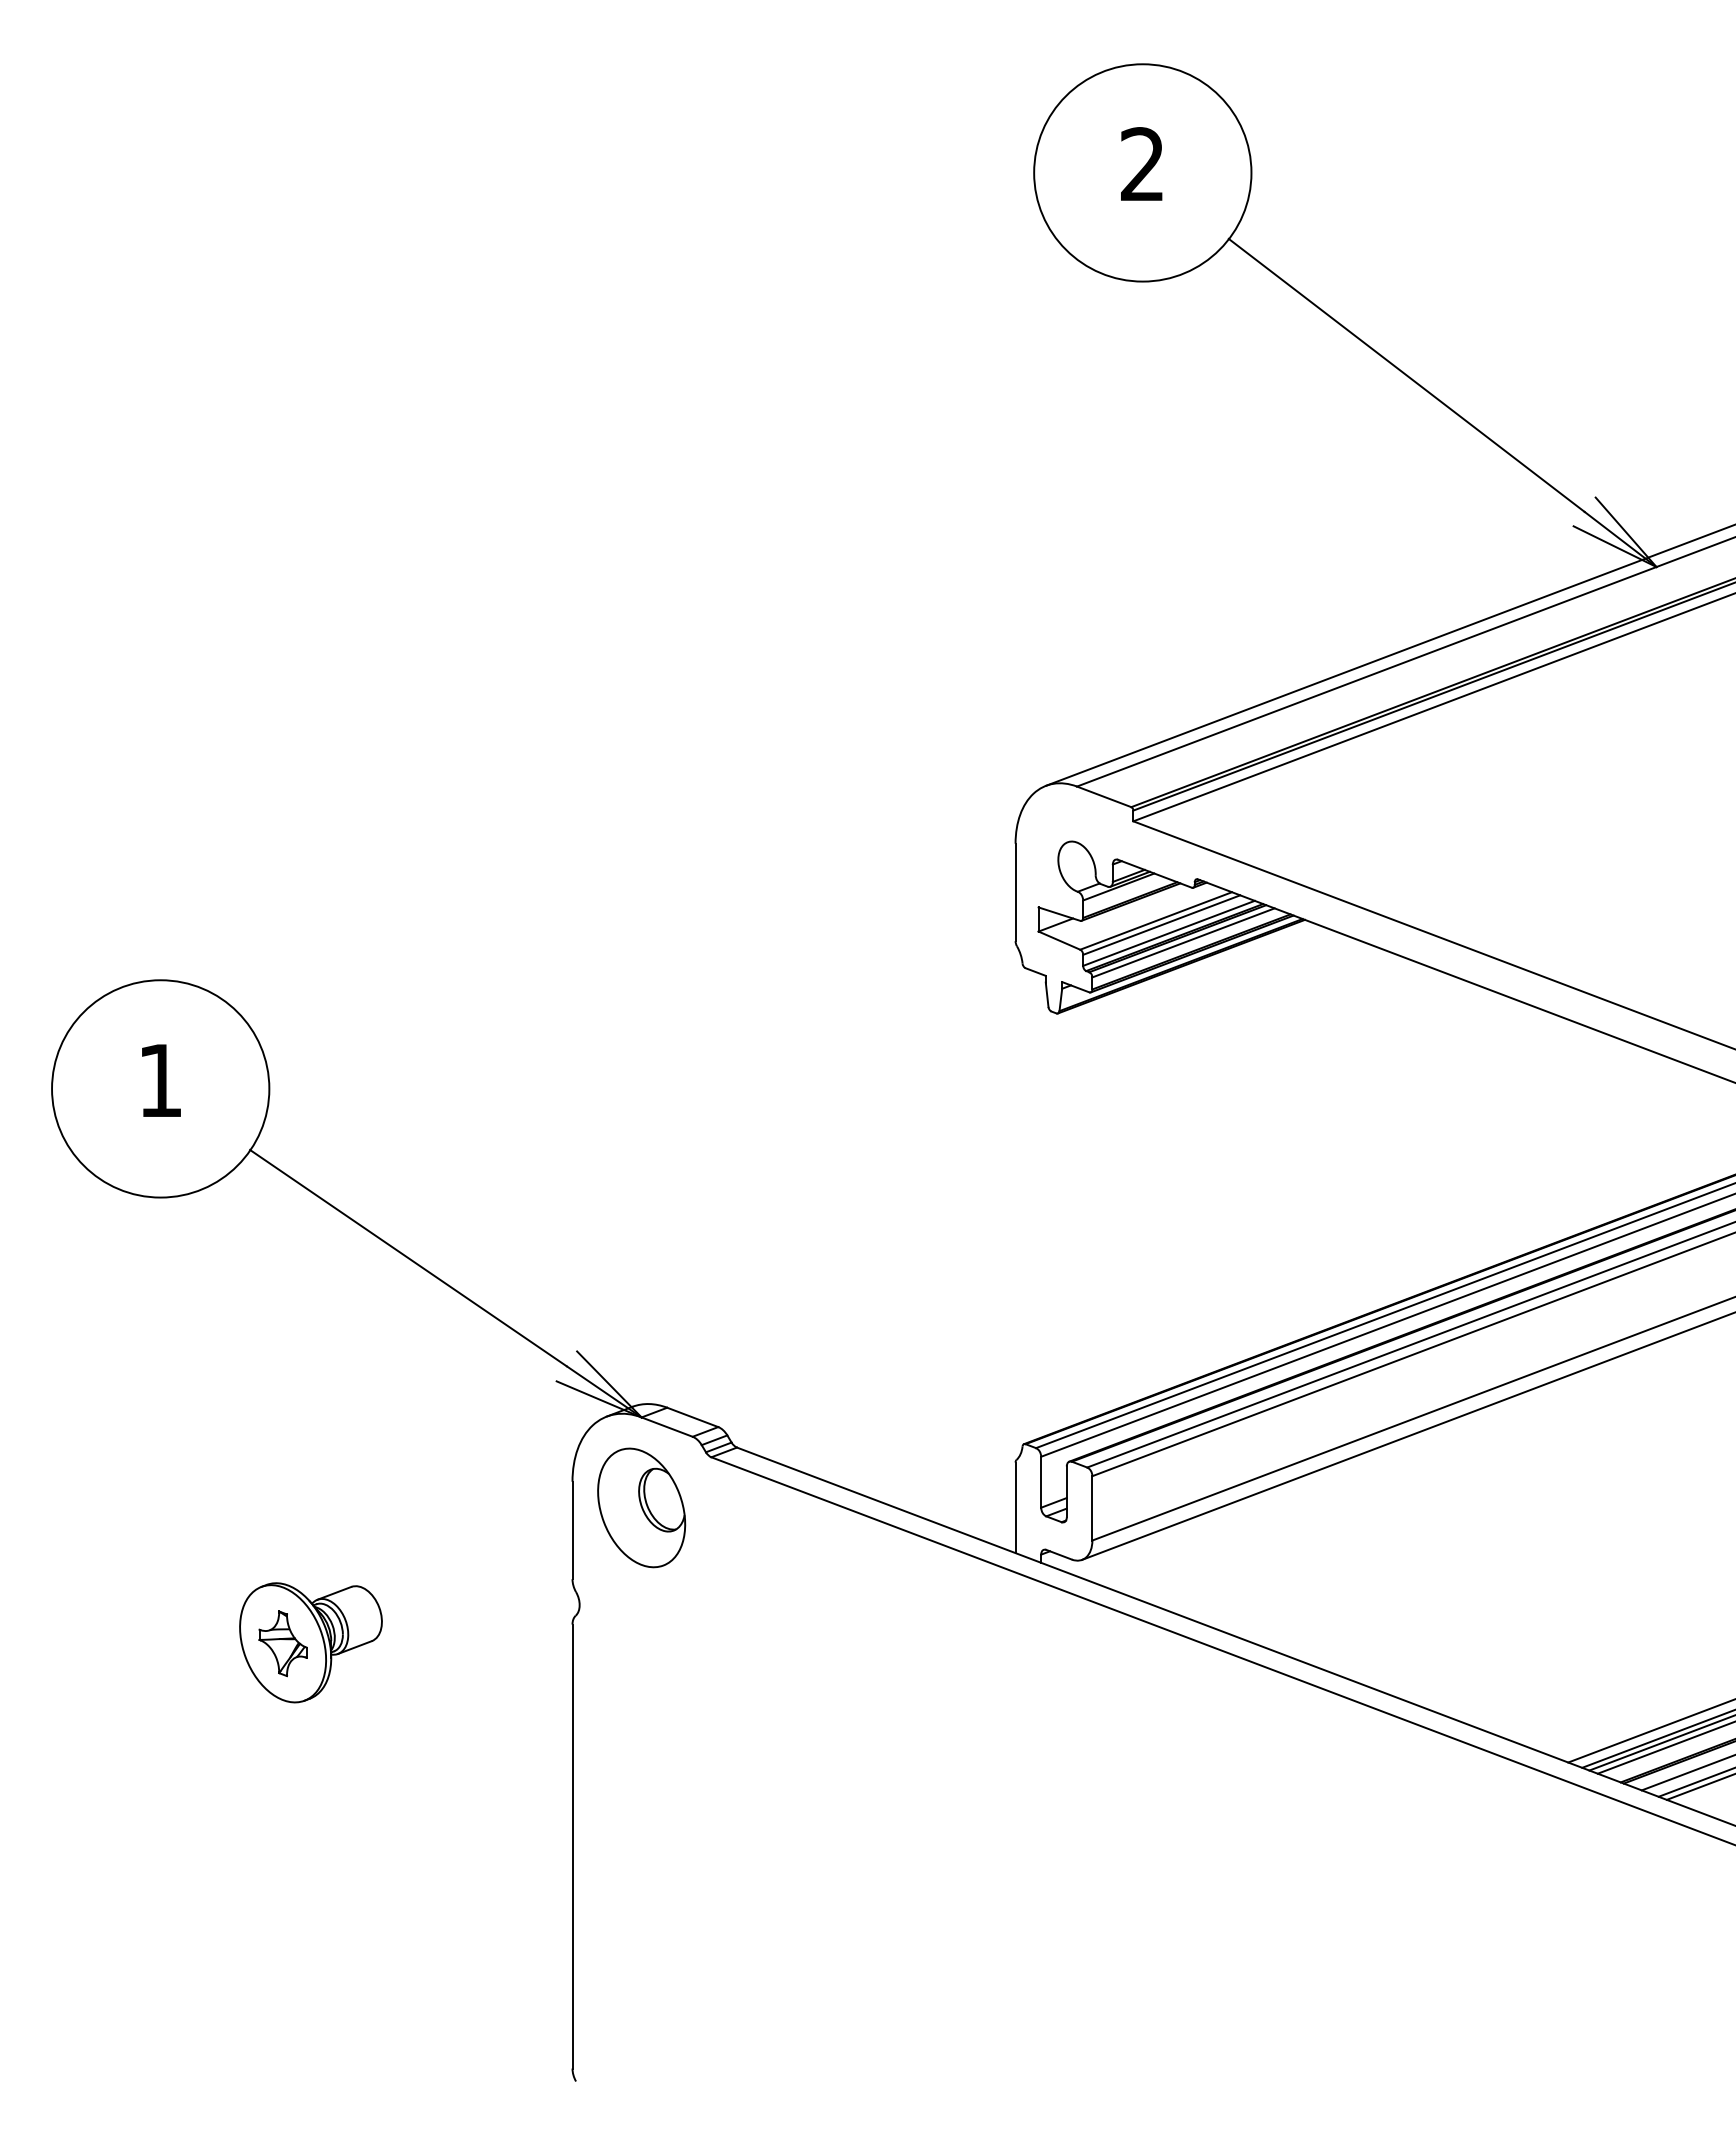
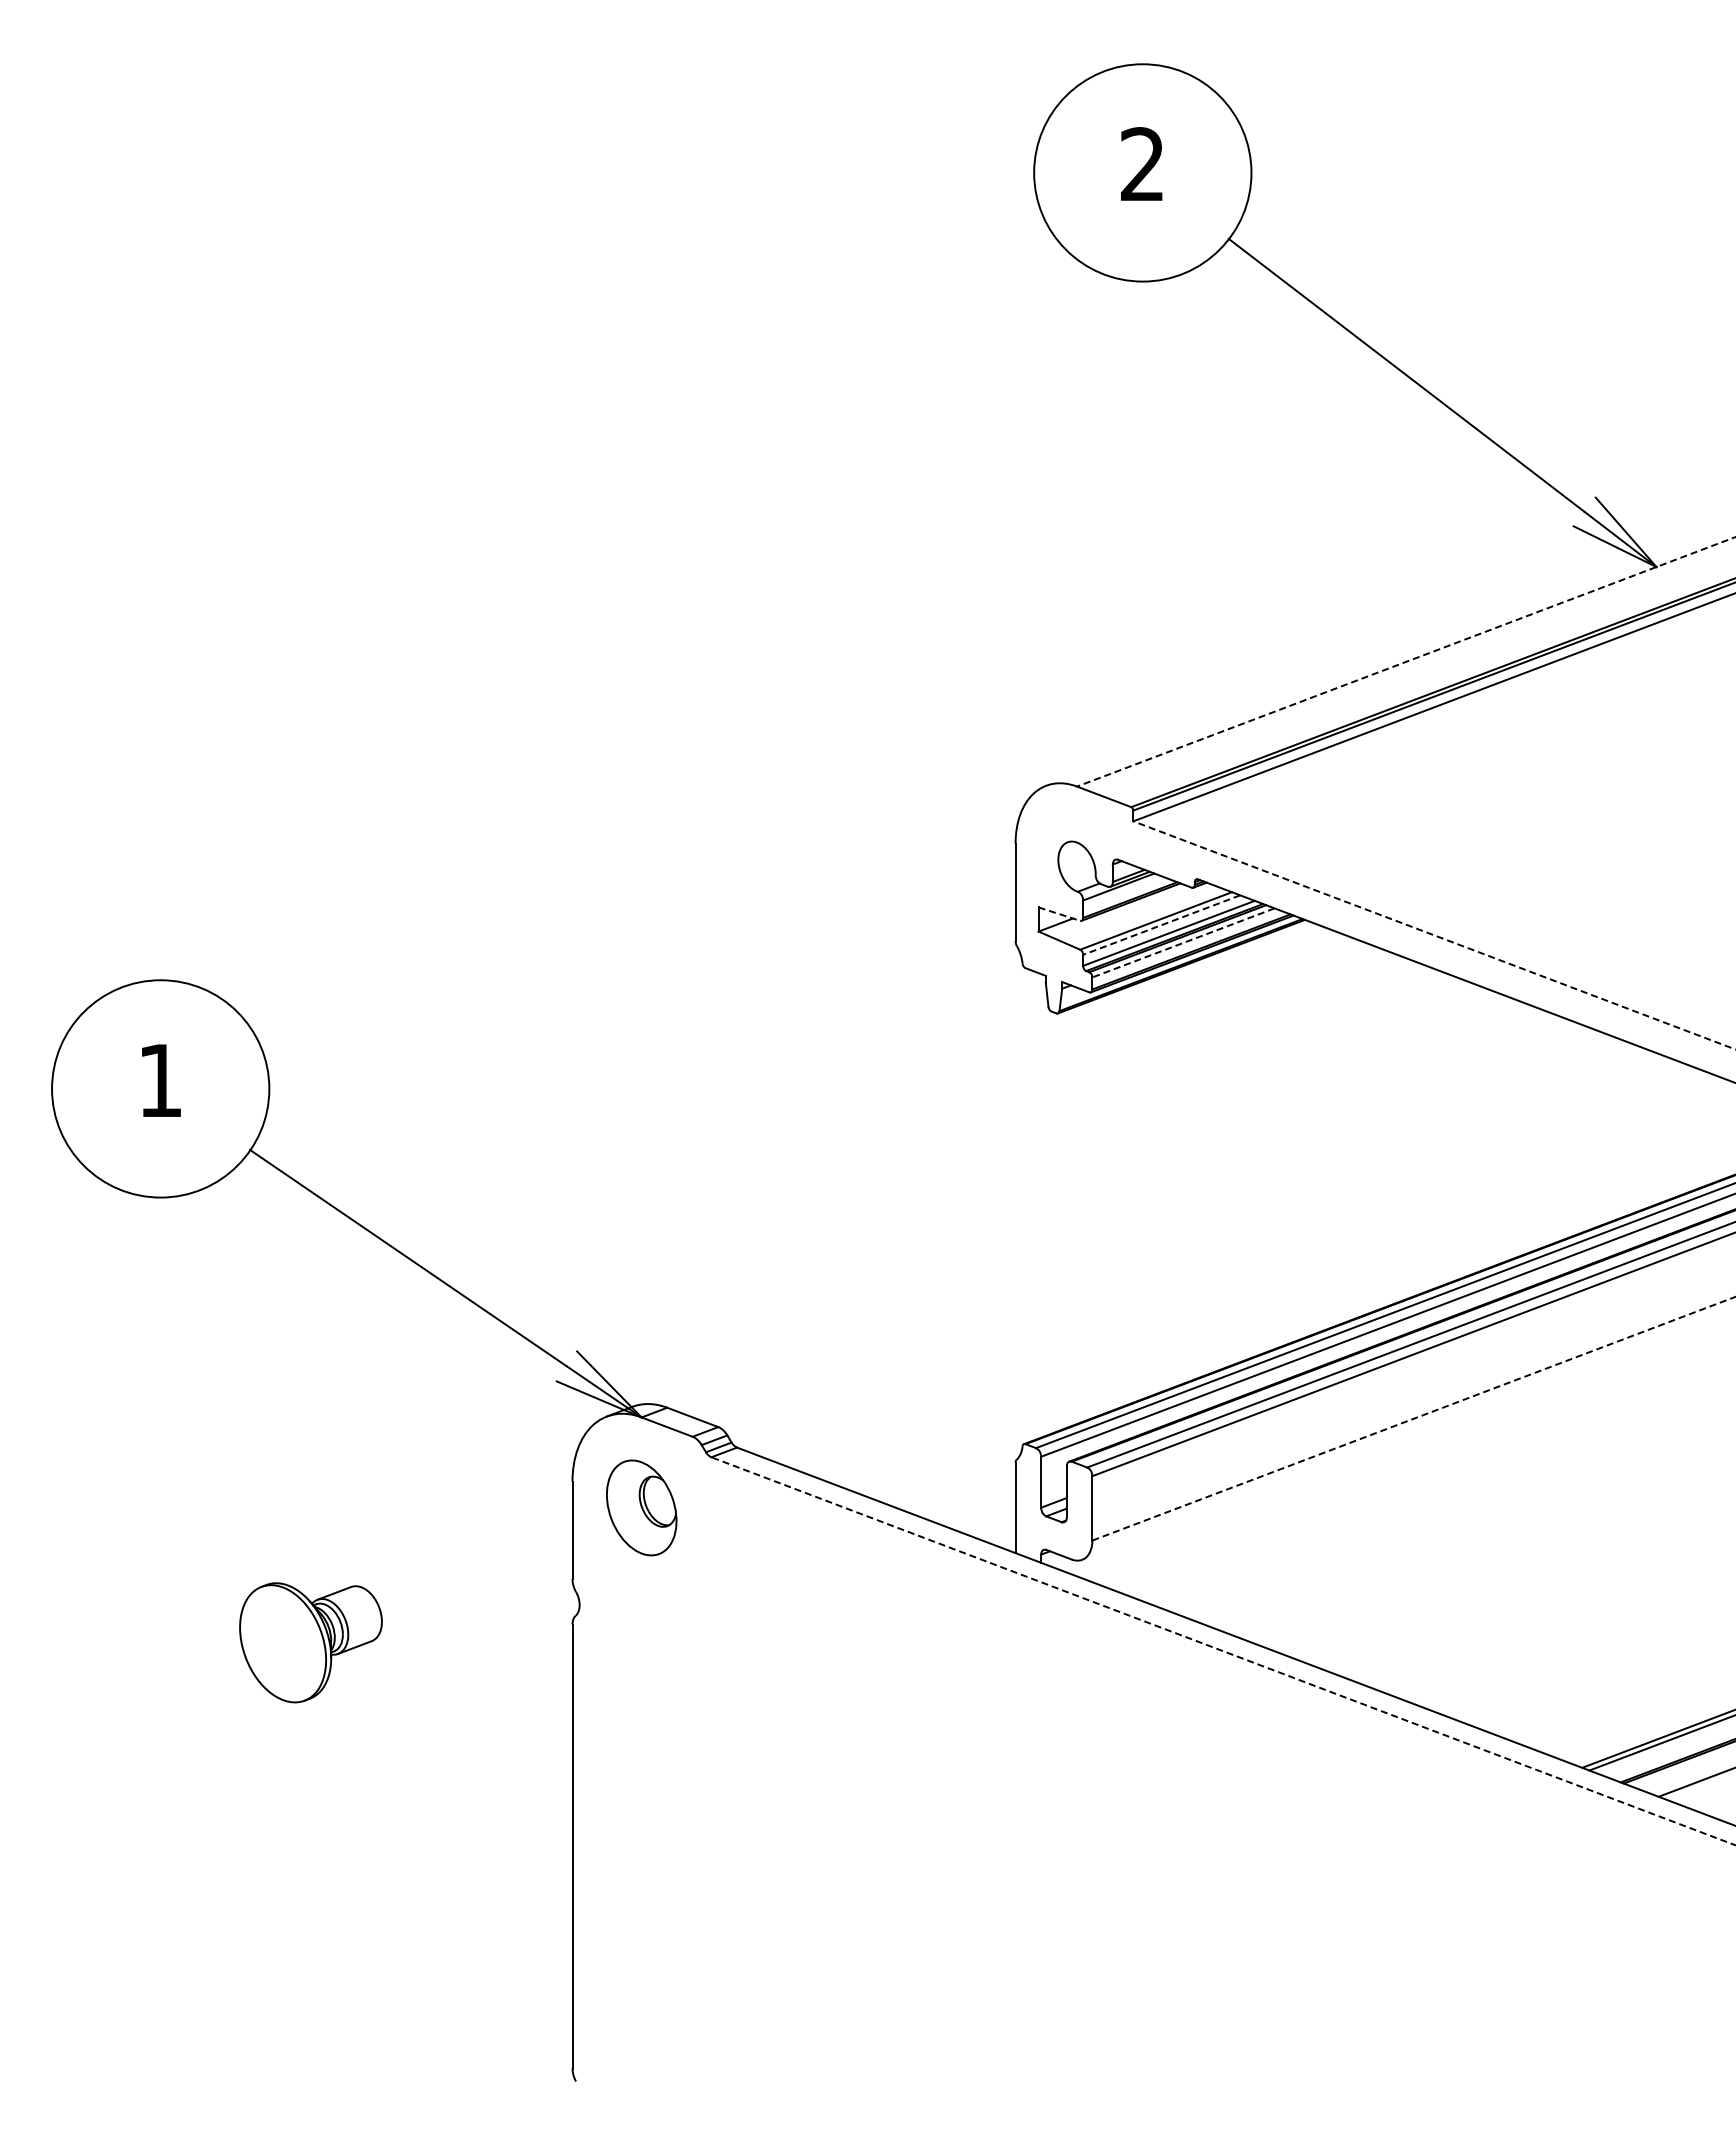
line: present -> none (1389, 655)
line: solid -> dashed (1406, 661)
line: solid -> dashed (1059, 914)
line: solid -> dashed (1161, 925)
line: solid -> dashed (1434, 935)
line: solid -> dashed (1183, 943)
line: solid -> dashed (1413, 1418)
line: present -> none (1407, 1436)
part size: 90x122 px -> 72x98 px (641, 1507)
part: present -> none (282, 1643)
line: solid -> dashed (1222, 1651)
line: present -> none (1650, 1731)
line: present -> none (1664, 1747)
line: present -> none (1686, 1773)
line: present -> none (1699, 1787)
